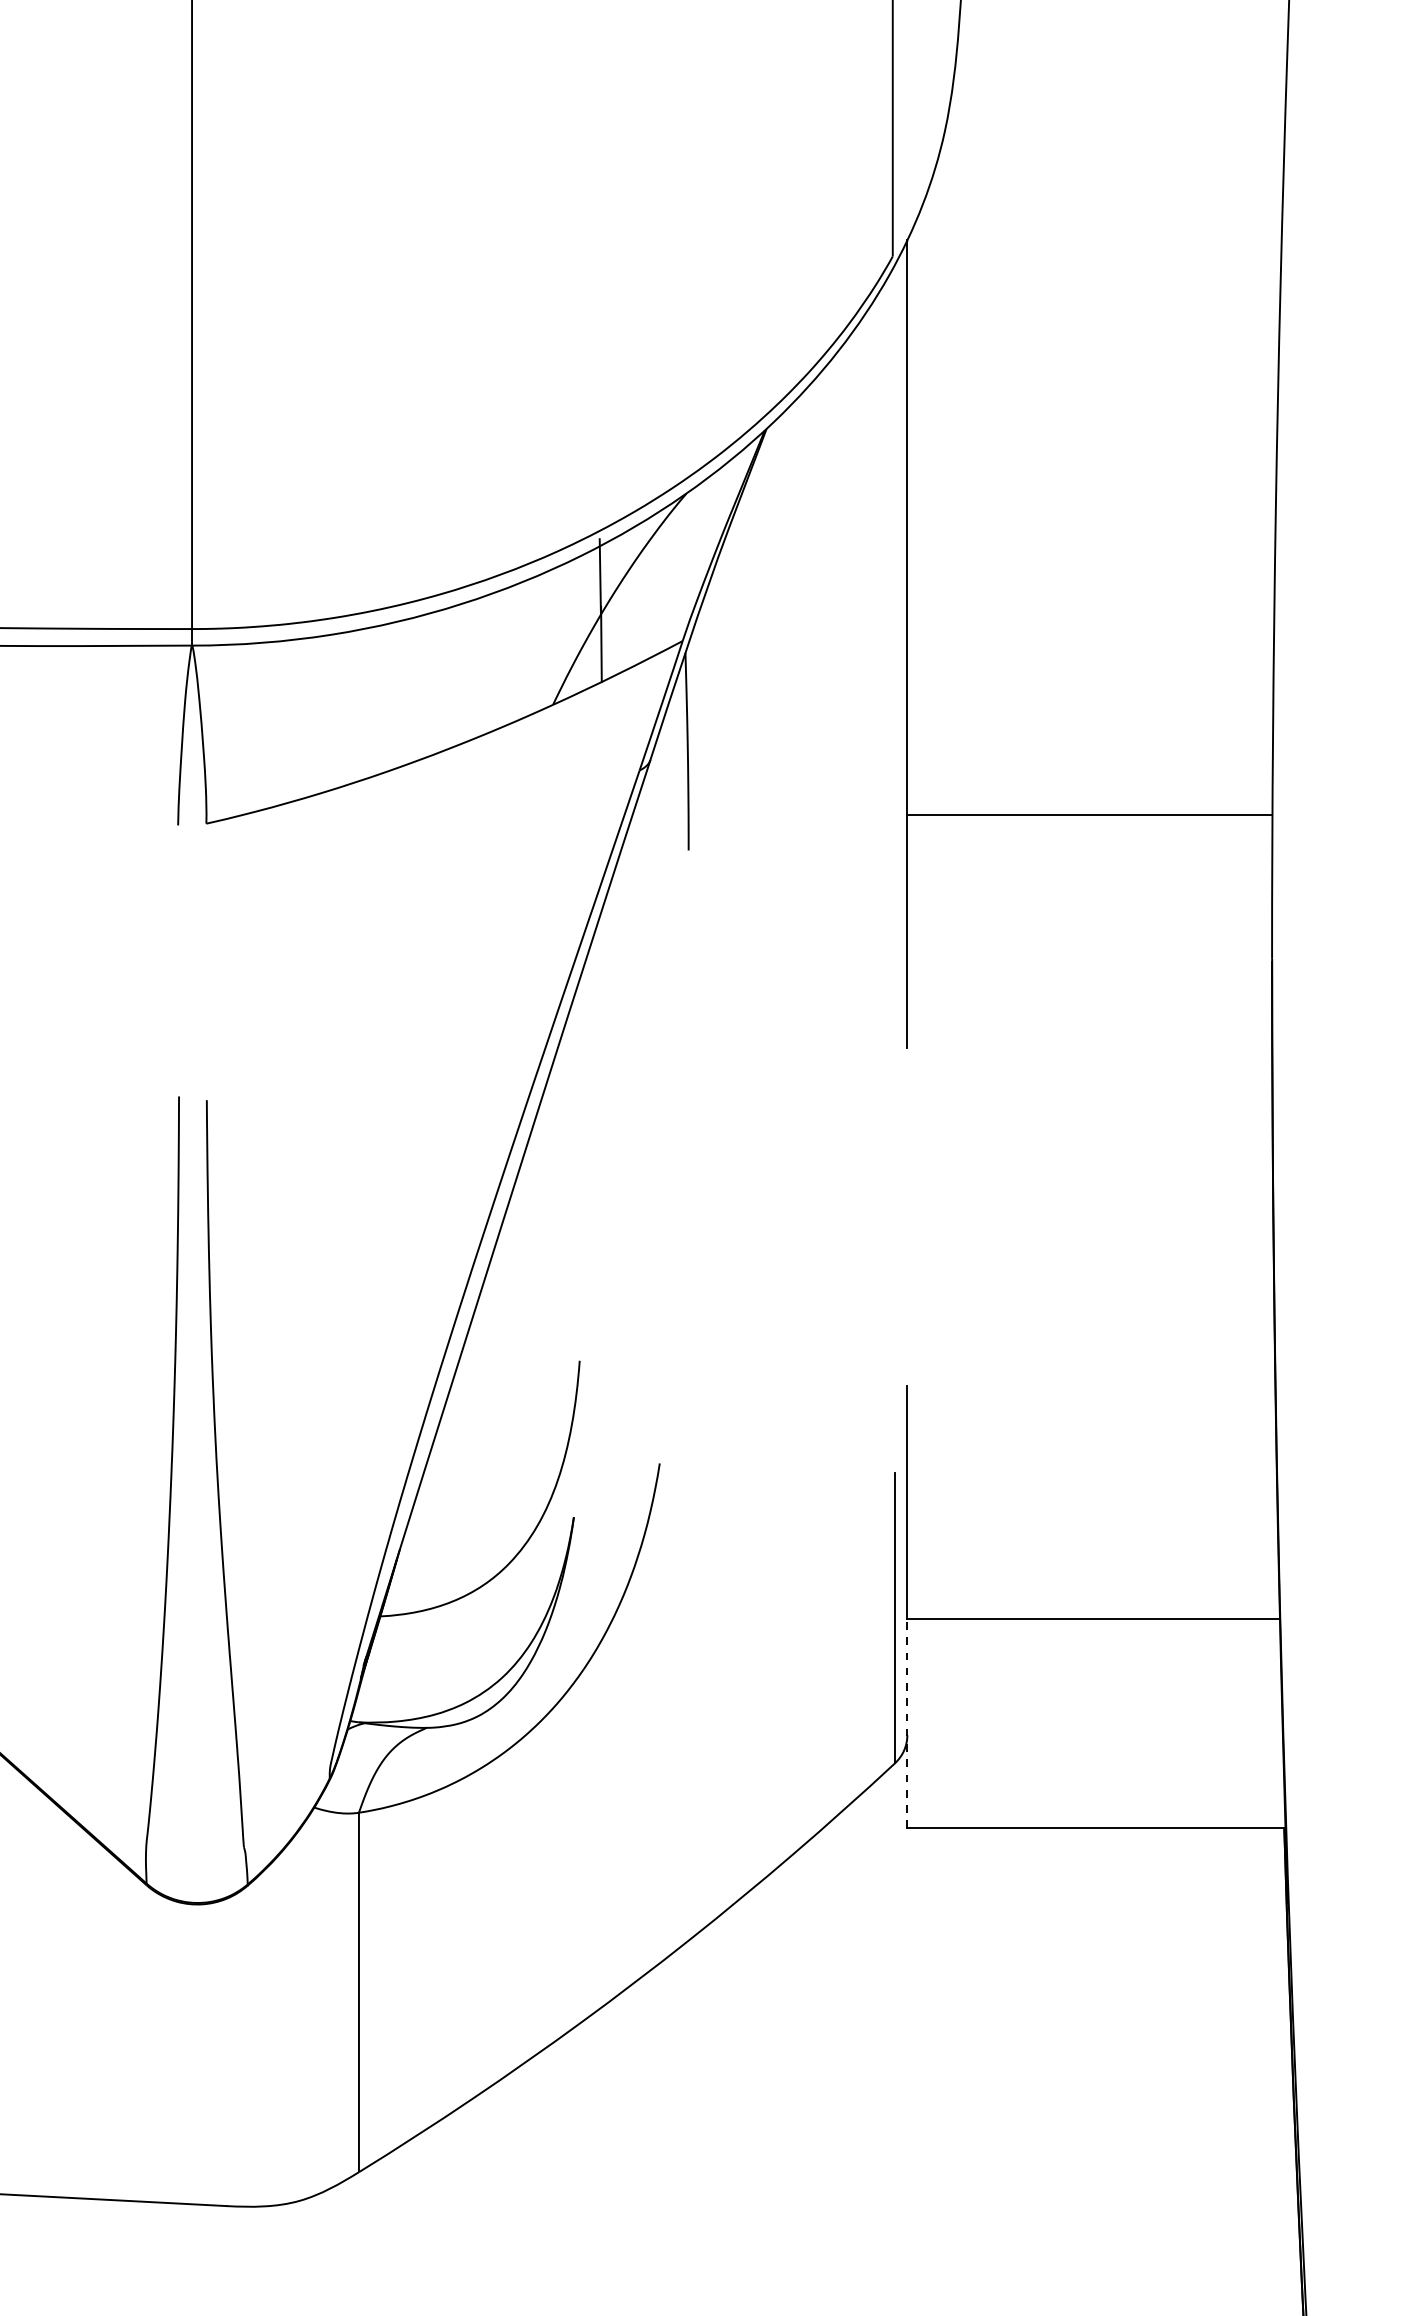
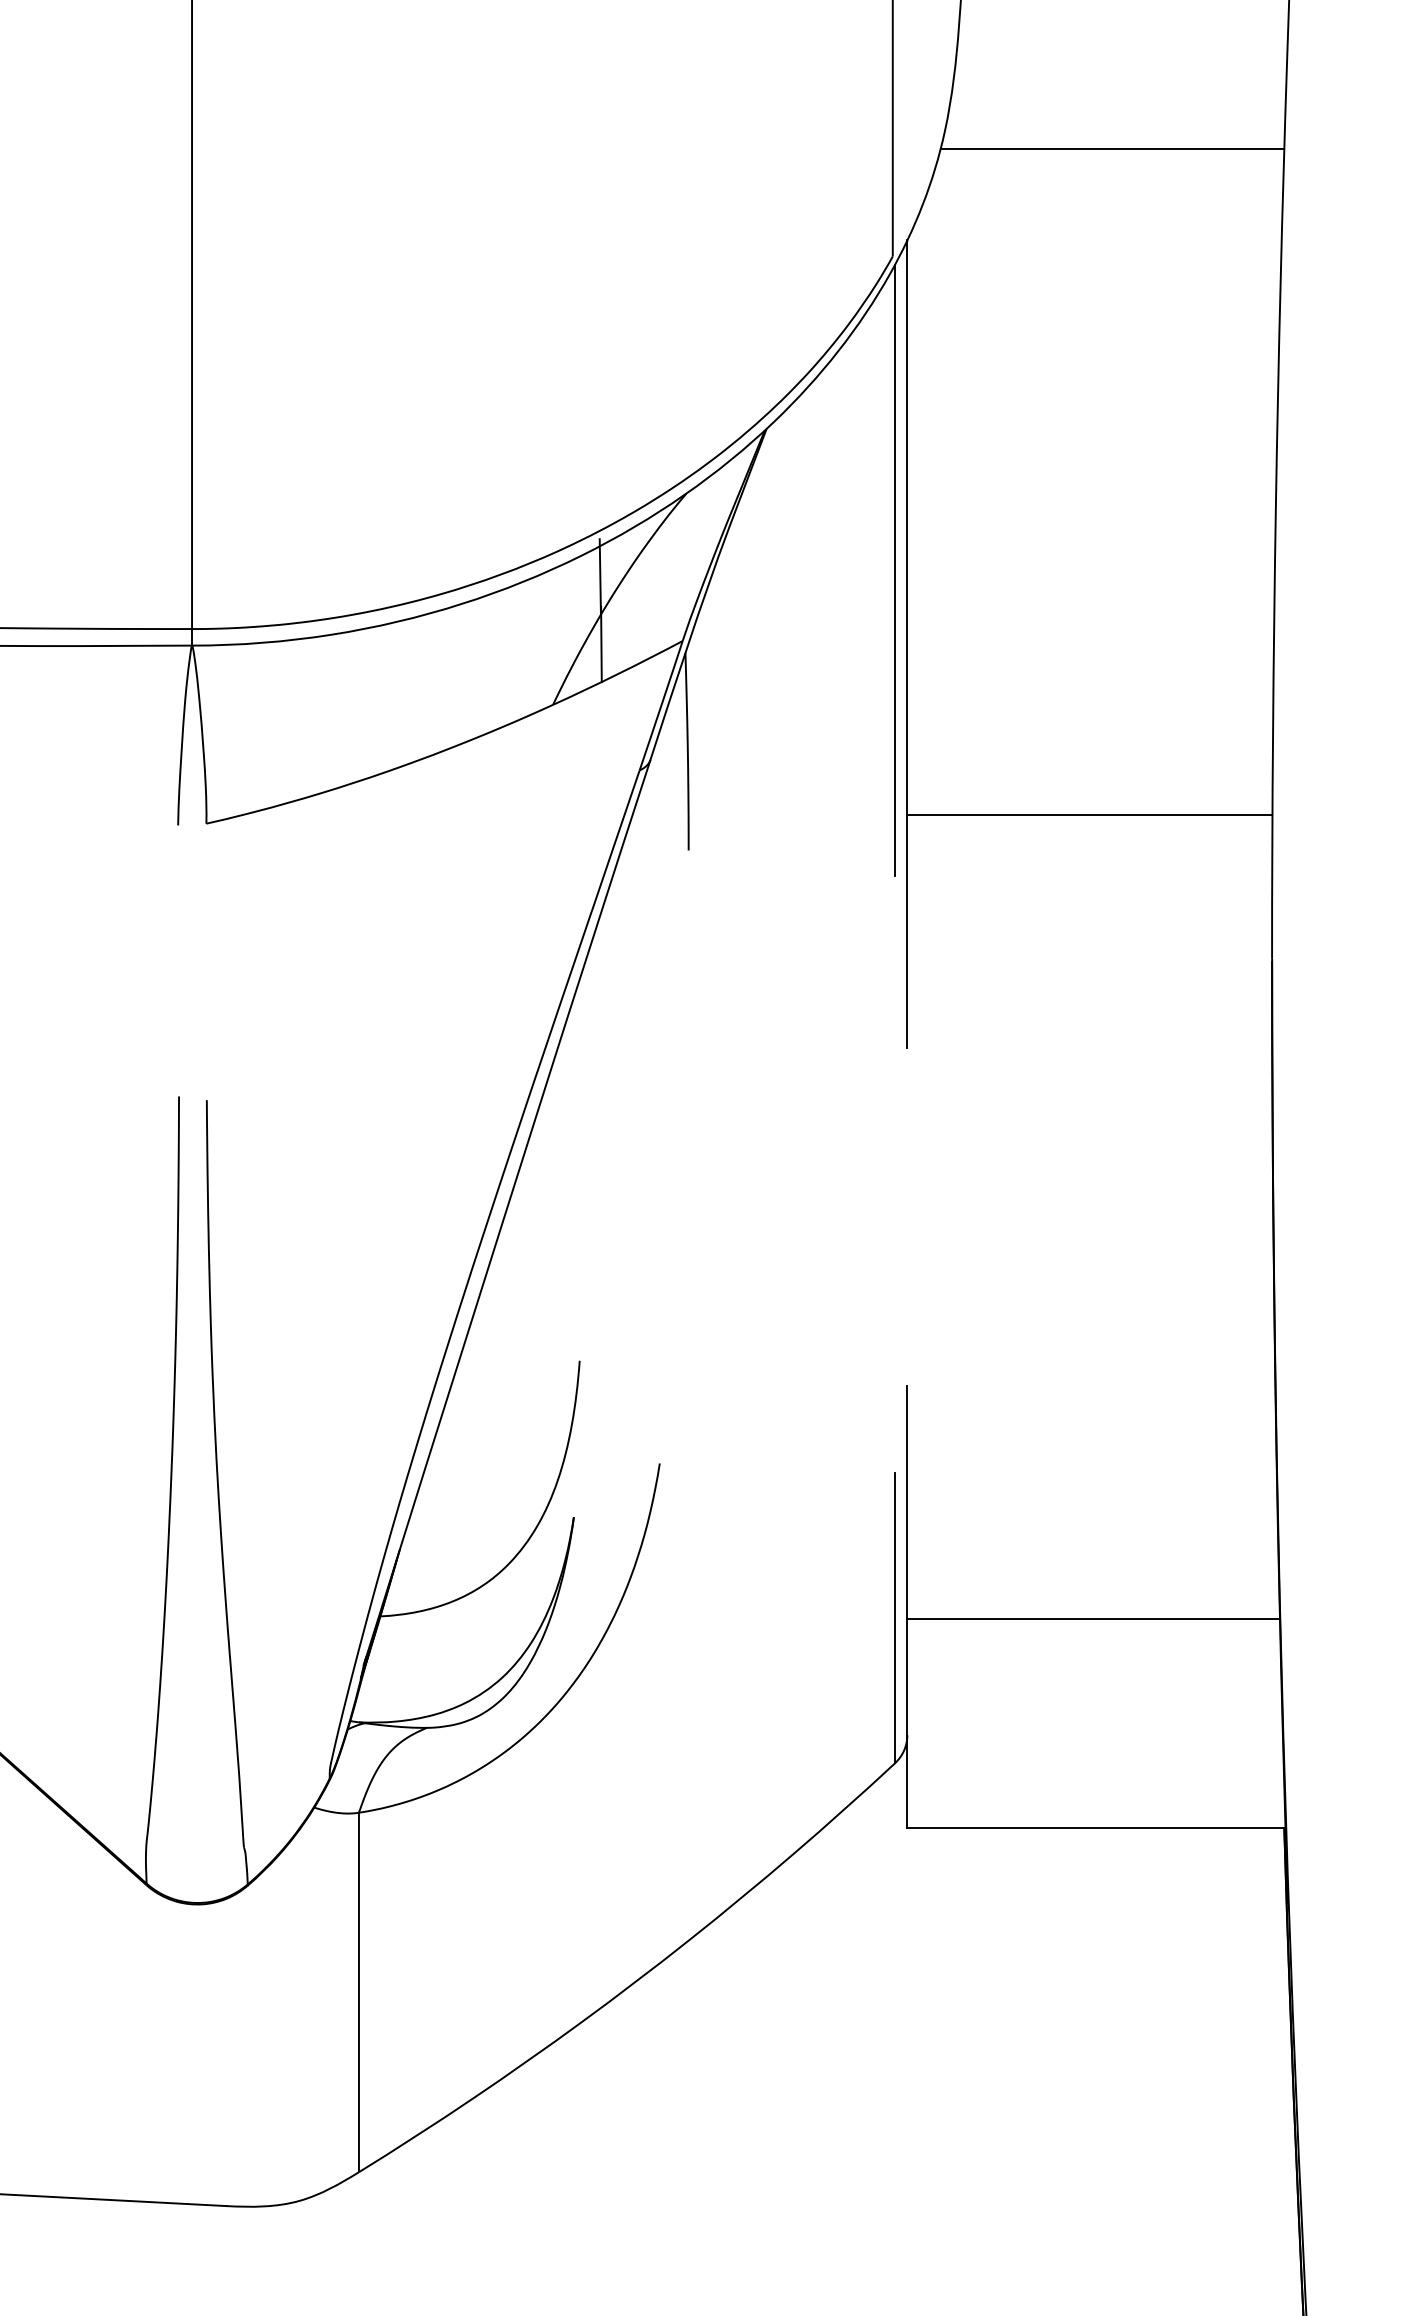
line: none -> present (1112, 148)
line: none -> present (895, 570)
line: dashed -> solid (907, 1723)
